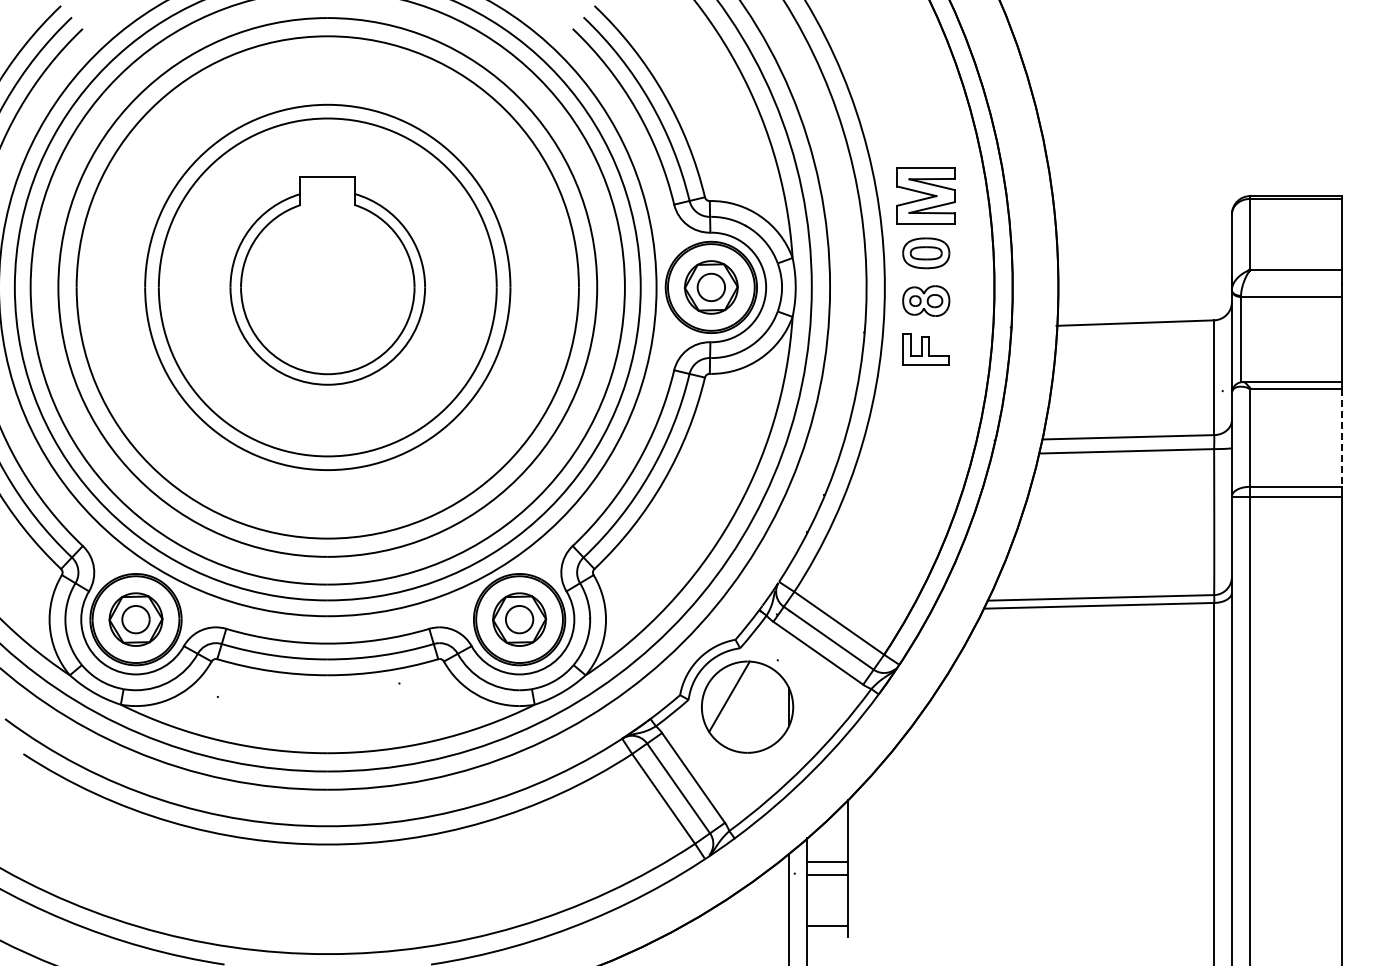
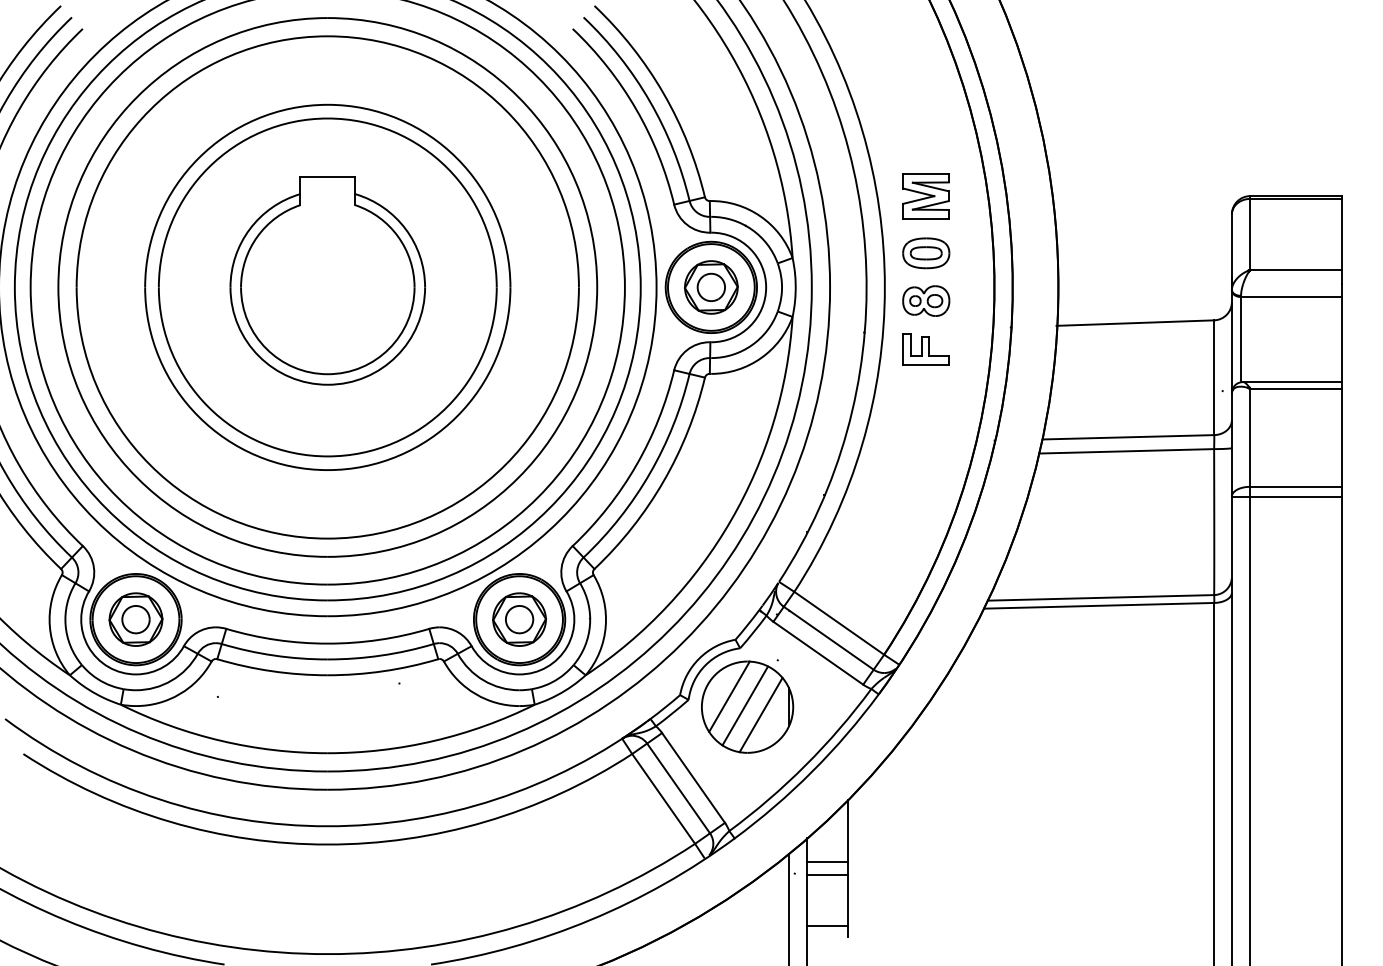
part size: 60x58 px -> 48x47 px (925, 196)
line: dashed -> solid (1341, 438)
line: none -> present (745, 705)
line: none -> present (760, 714)
